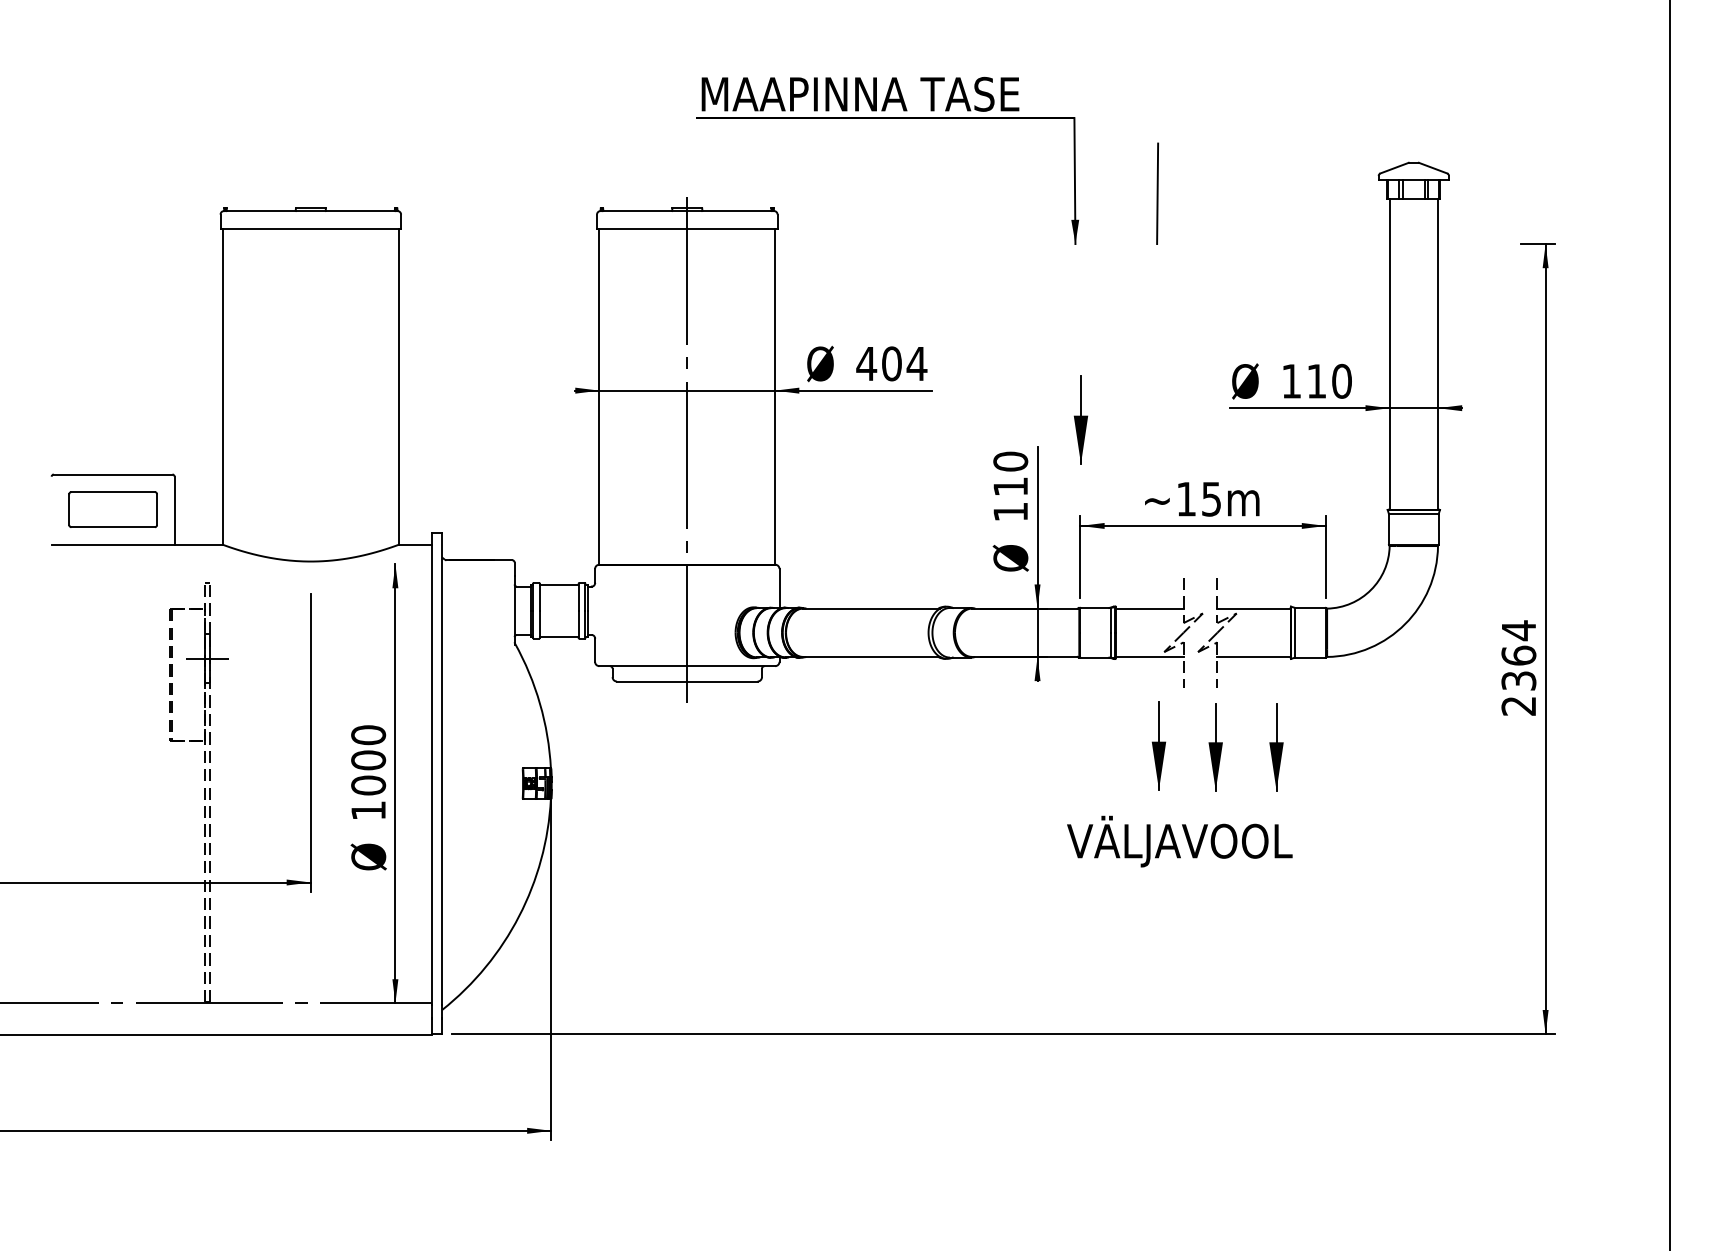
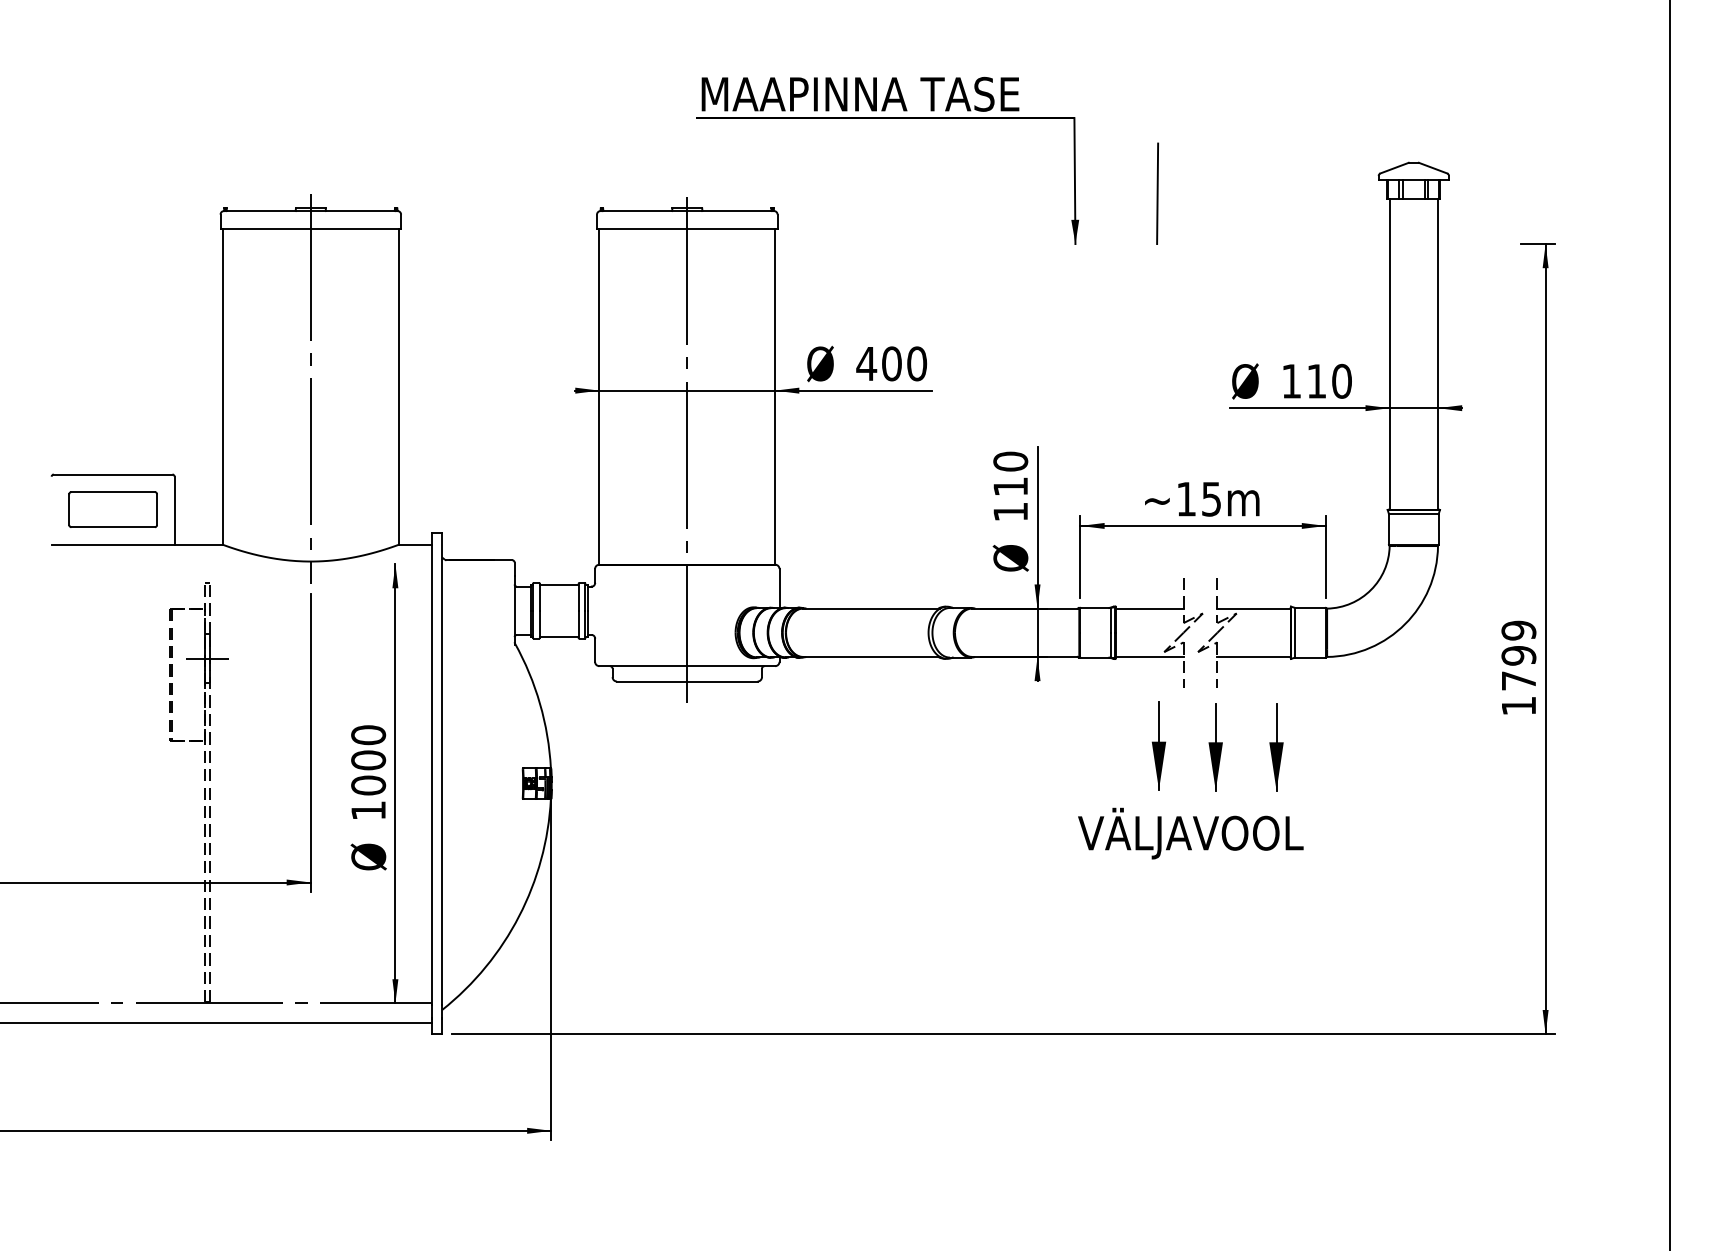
text: 404 -> 400 (916, 363)
line: none -> present (310, 388)
part: present -> none (1080, 419)
text: 2364 -> 1799 (1518, 667)
text position: (1179, 841) -> (1190, 833) (1190, 833)
line position: (216, 1034) -> (216, 1022) (216, 1022)
